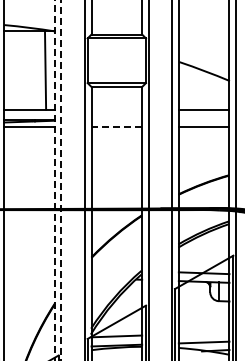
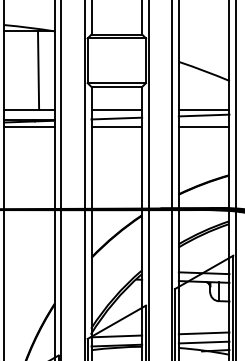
line position: (45, 70) -> (38, 70) (38, 70)
line: none -> present (116, 109)
line: none -> present (203, 115)
line: none -> present (116, 118)
line: dashed -> solid (116, 127)
line: dashed -> solid (54, 180)
line: dashed -> solid (61, 180)
line: none -> present (203, 333)
